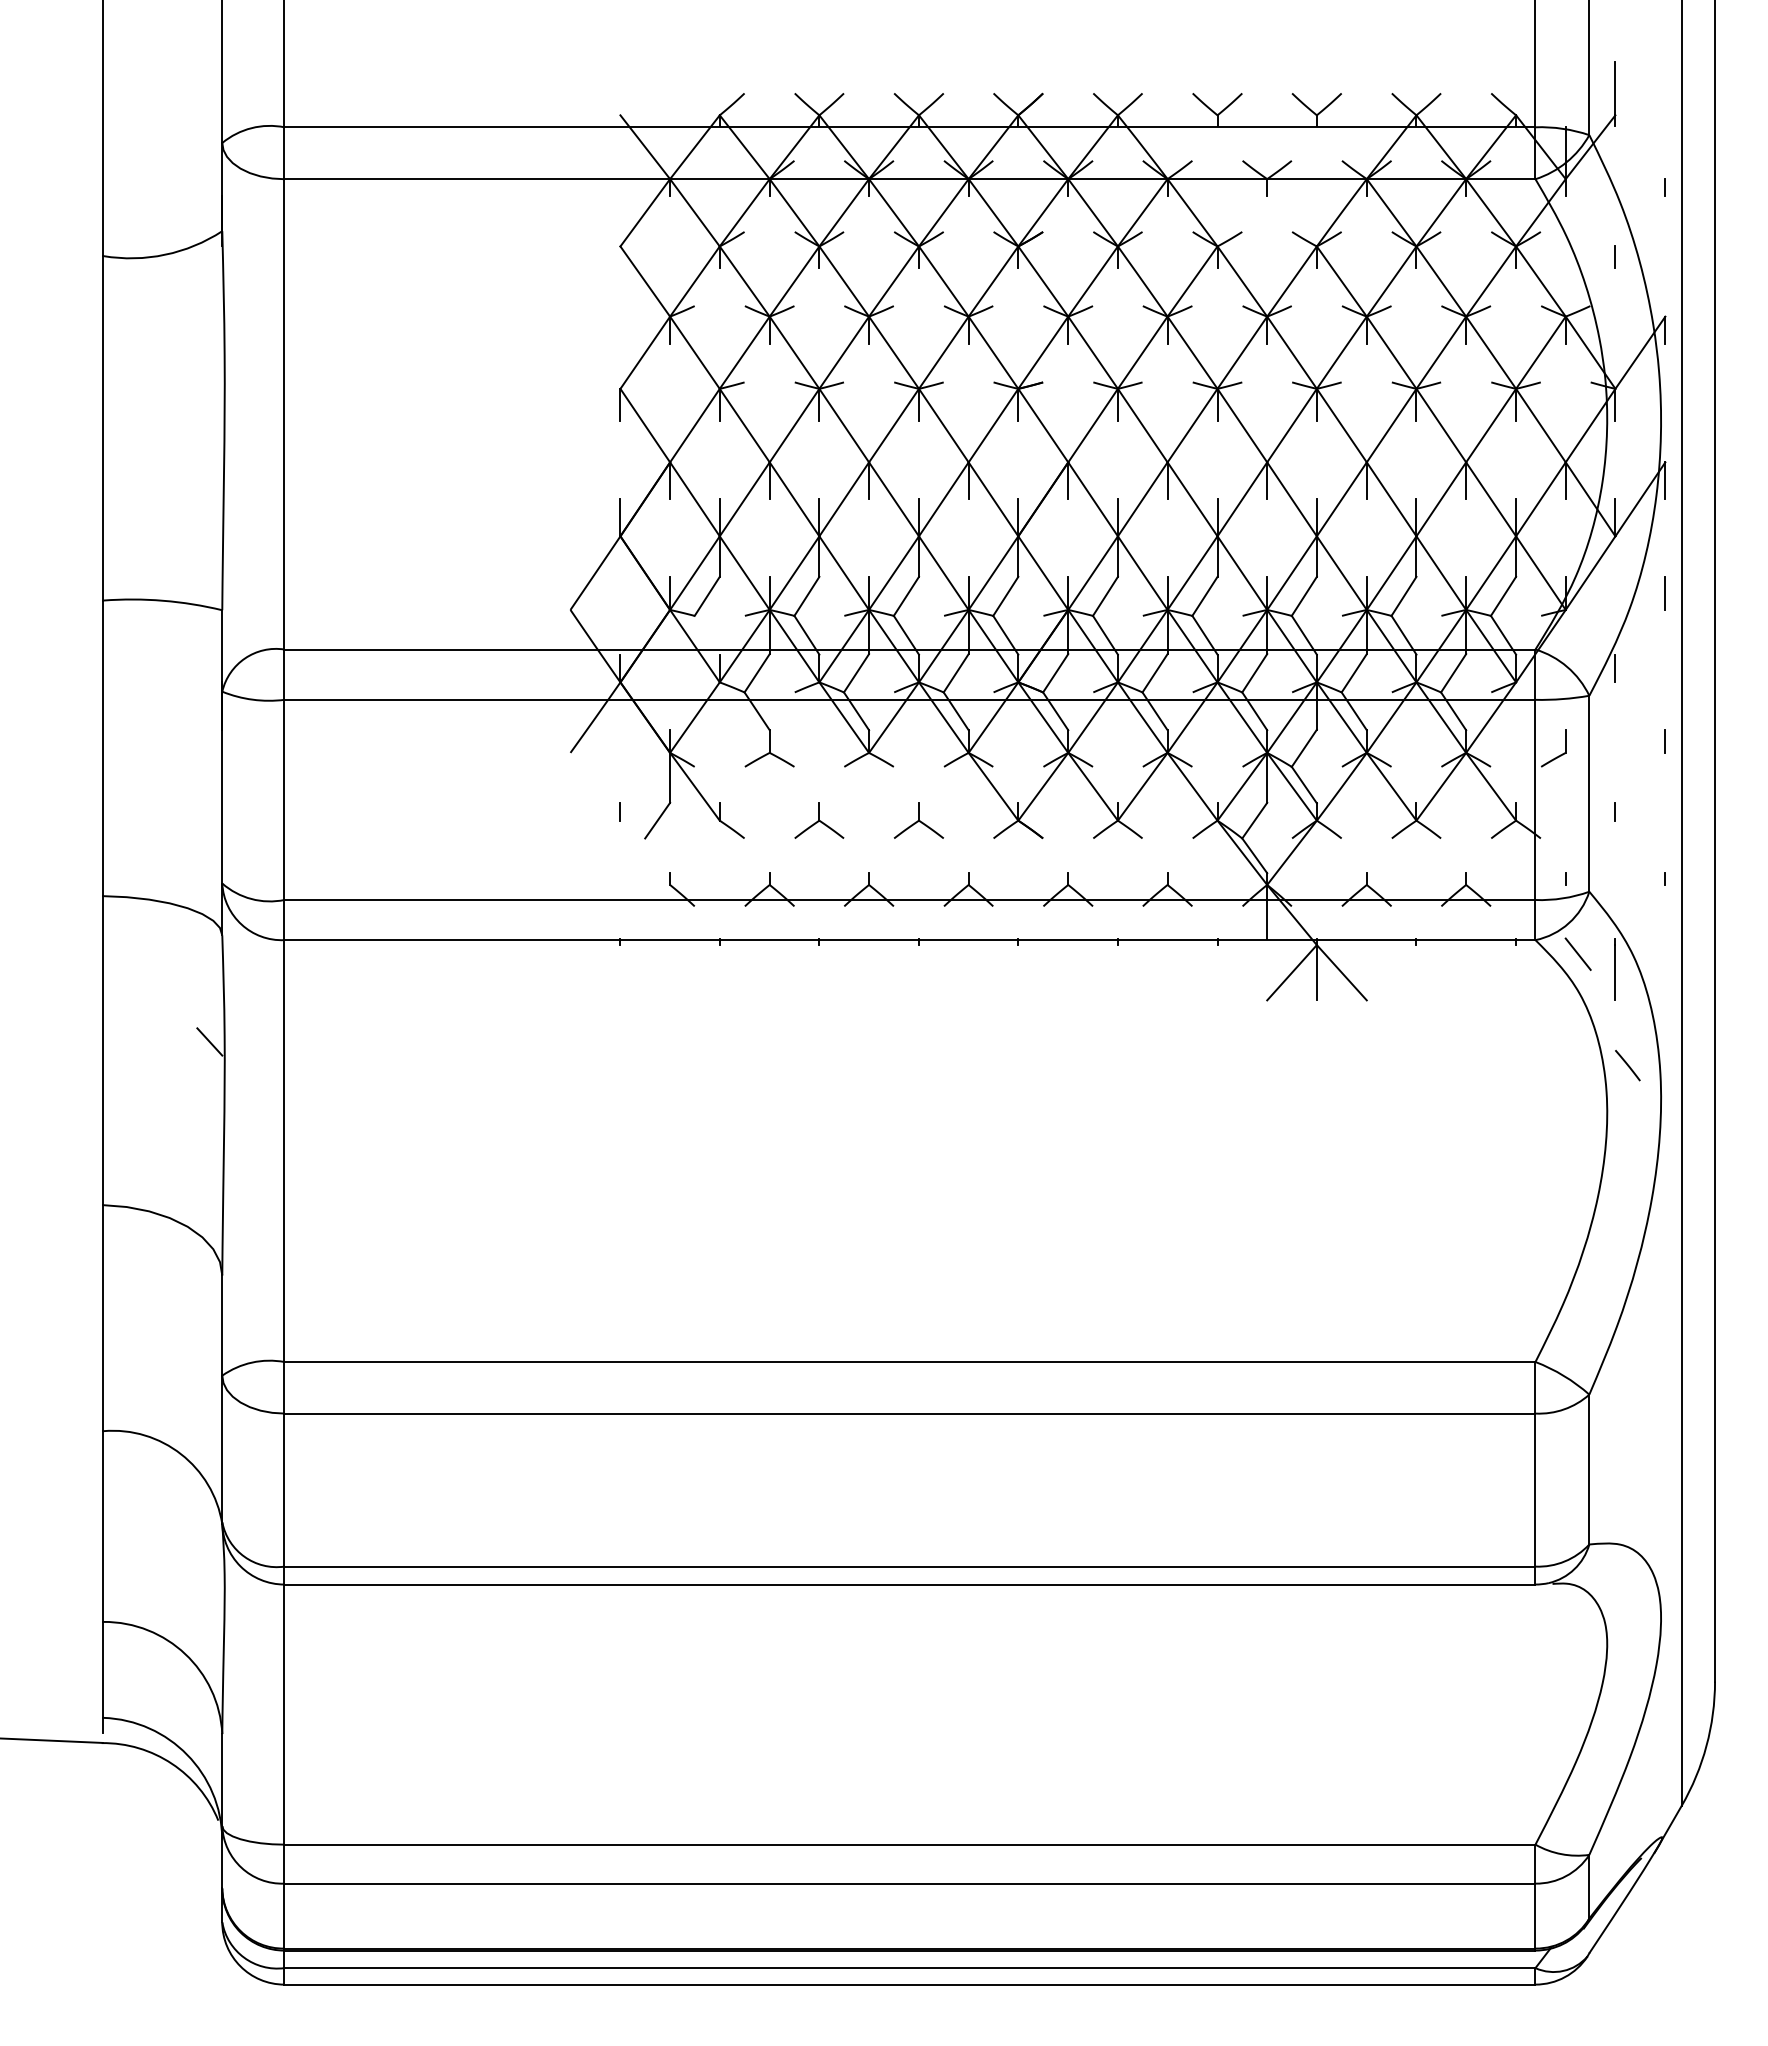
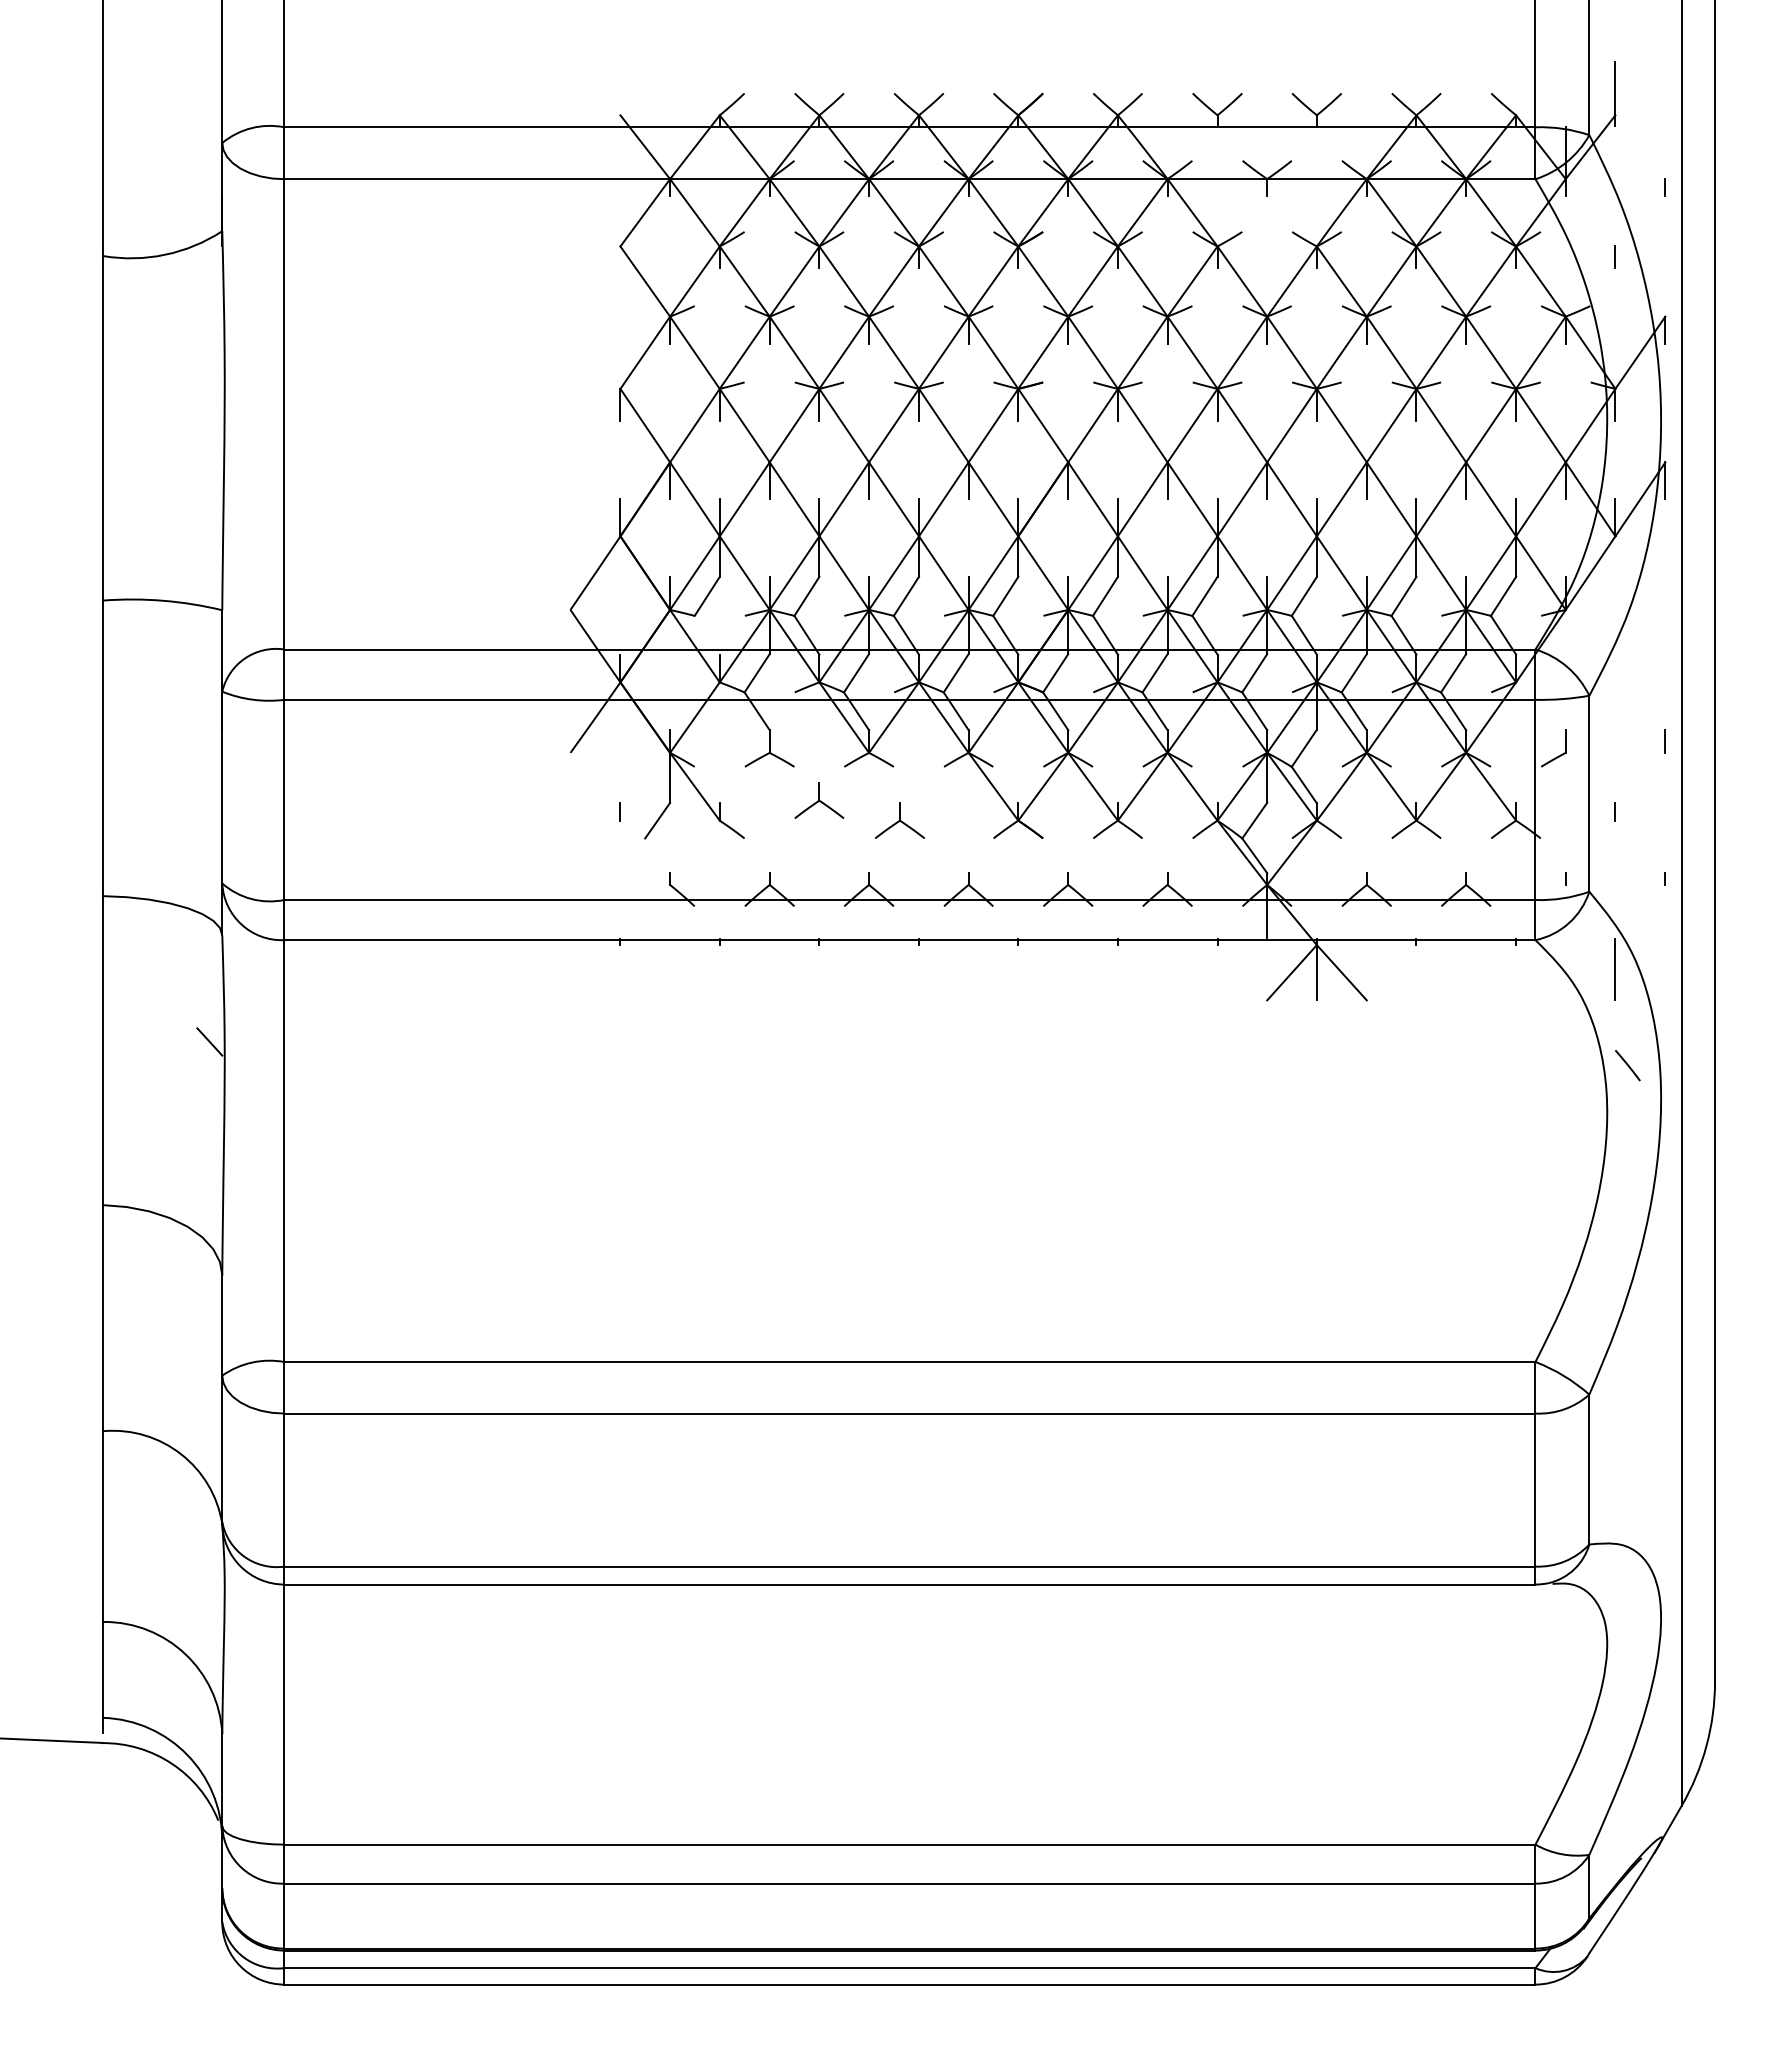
line: present -> none (1665, 593)
line: present -> none (1615, 668)
part position: (819, 820) -> (819, 800) (819, 800)
part position: (918, 820) -> (899, 820) (899, 820)
line: present -> none (1577, 953)
